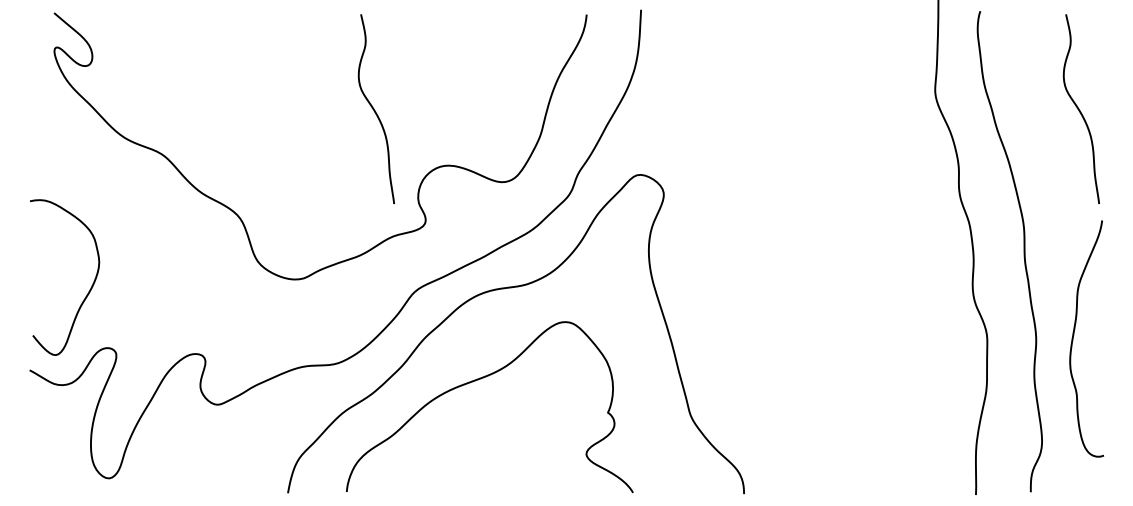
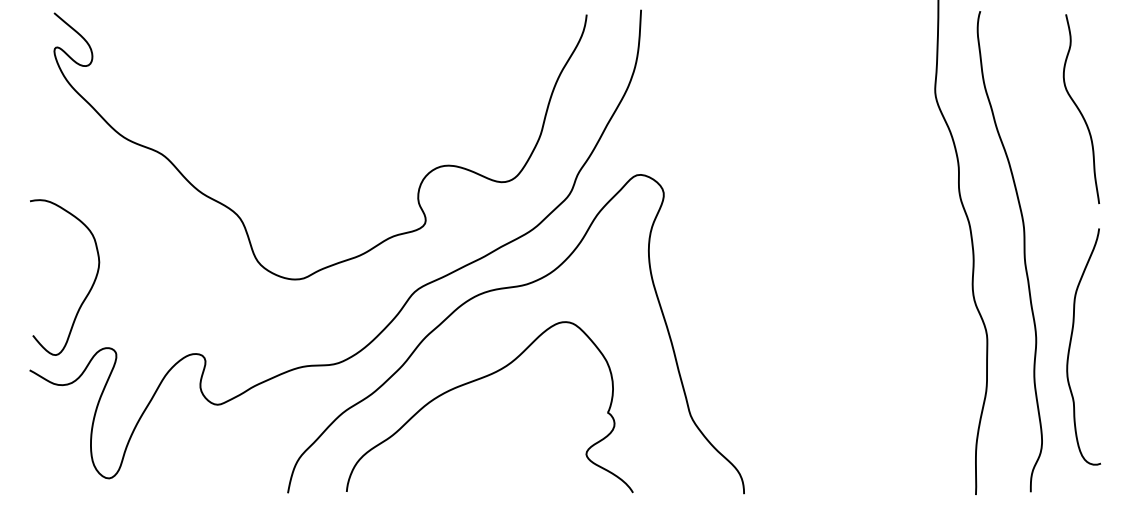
curve: present -> none (374, 109)
curve position: (1074, 335) -> (1071, 343) (1071, 343)
